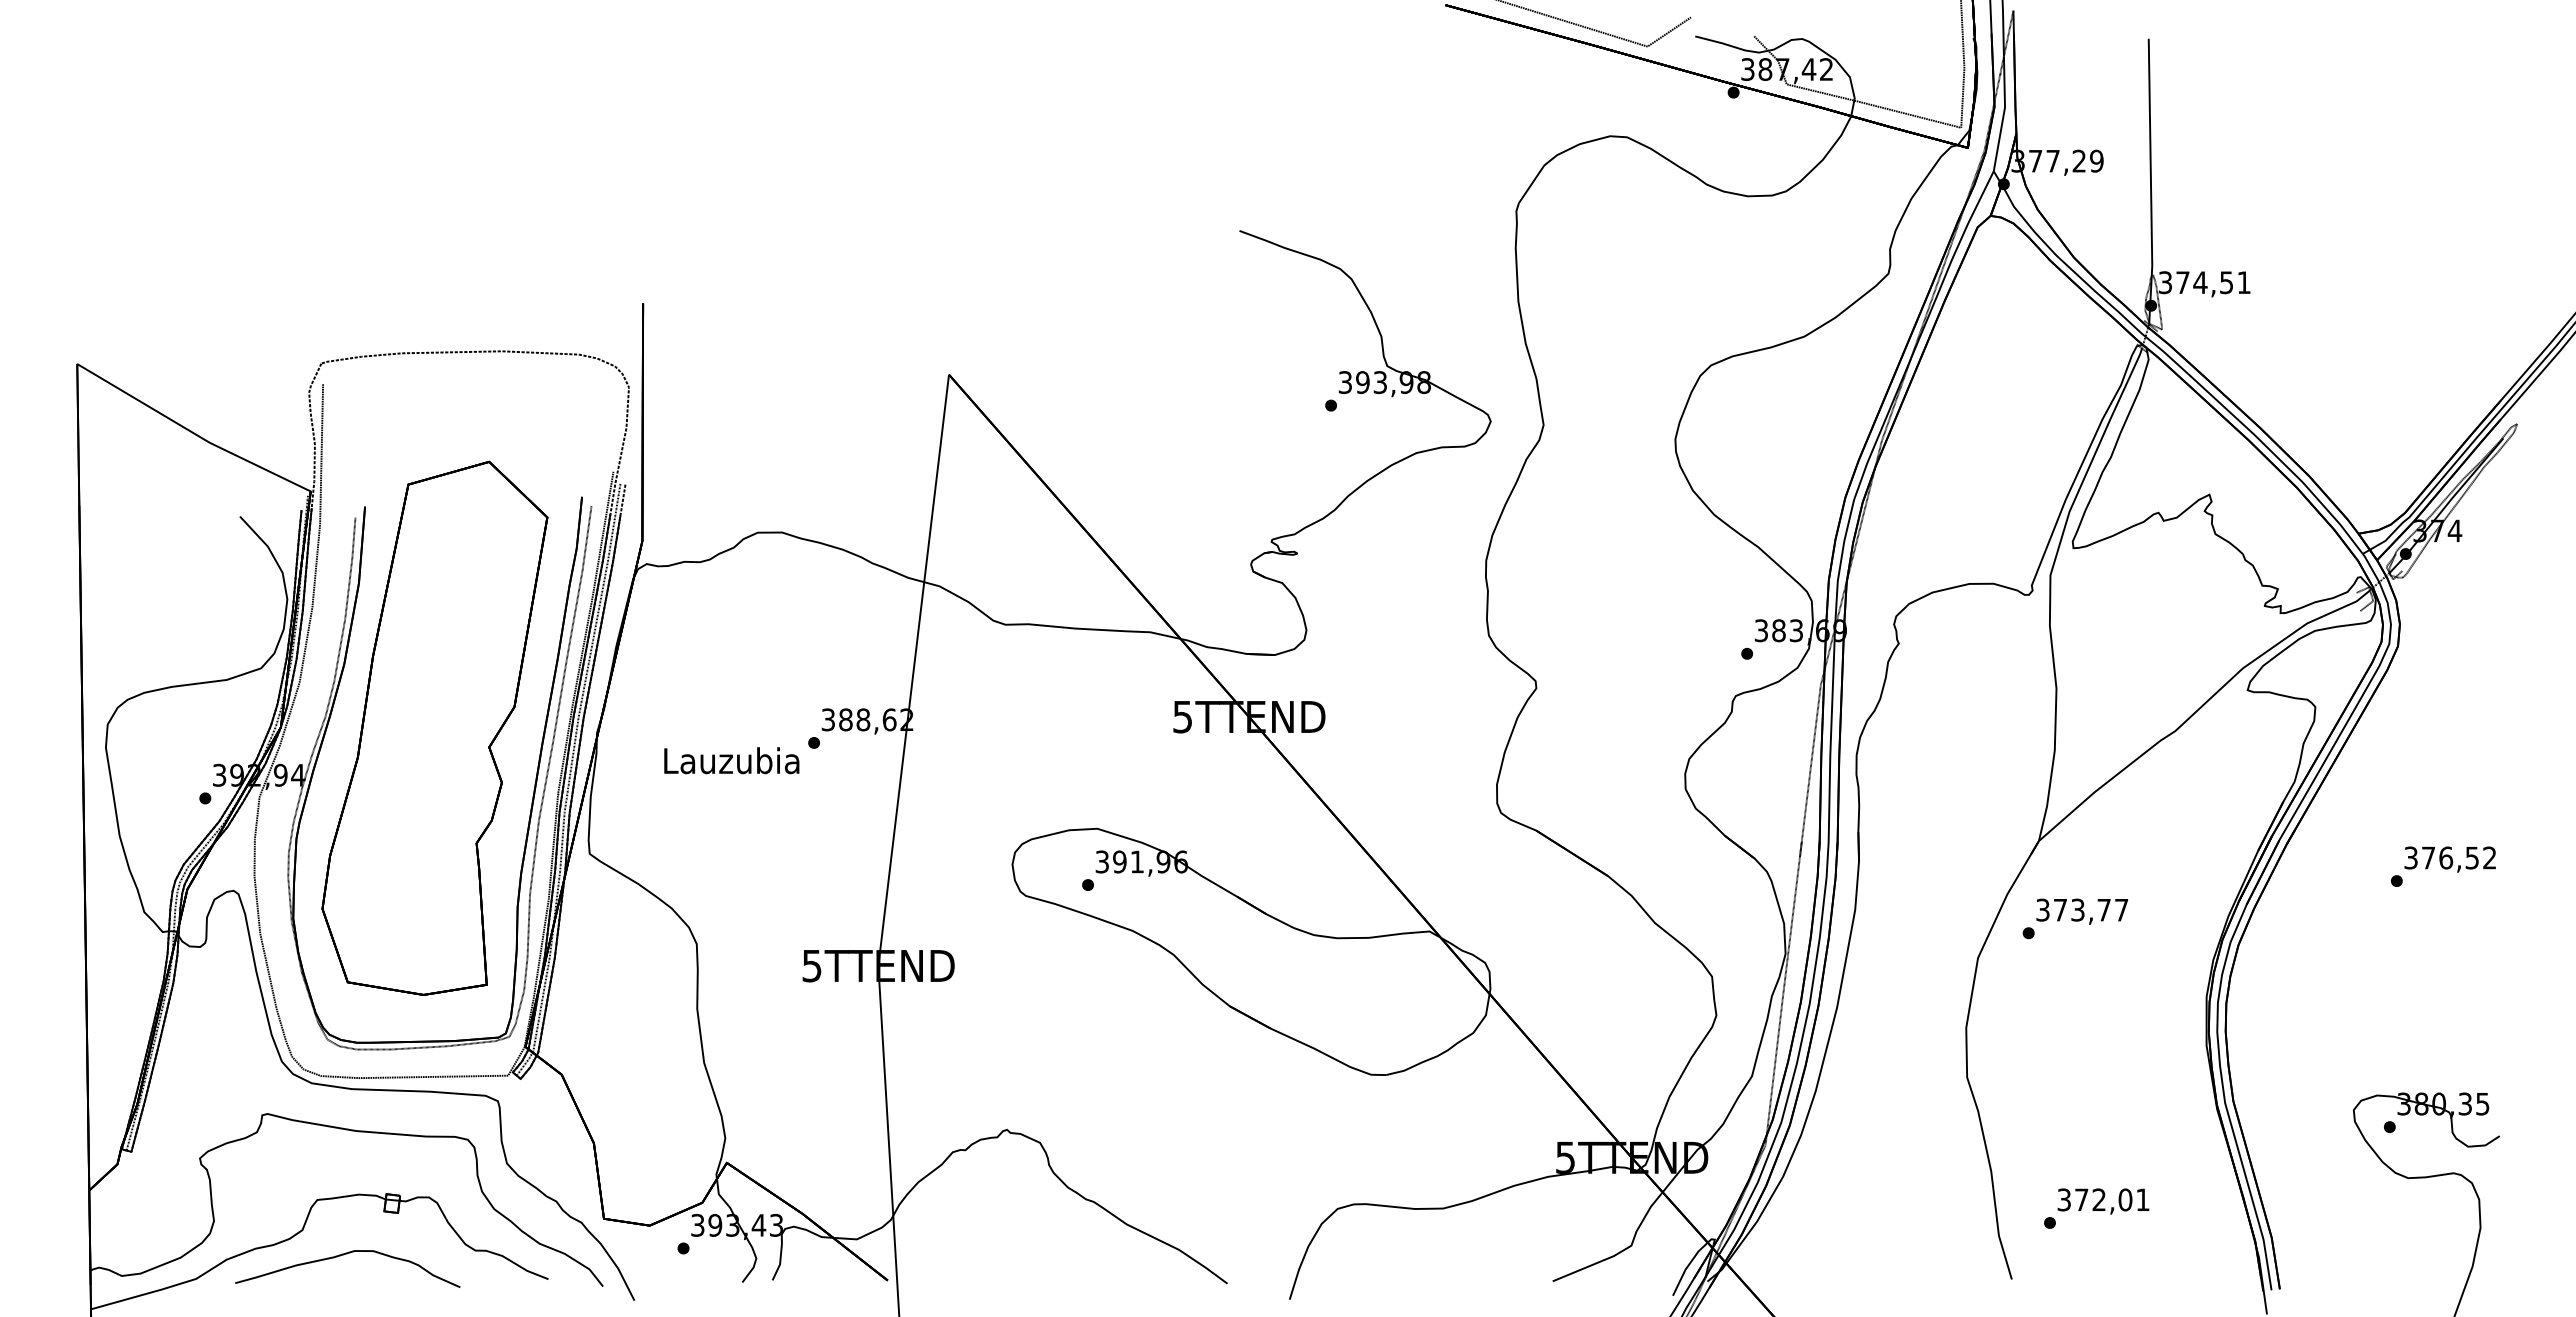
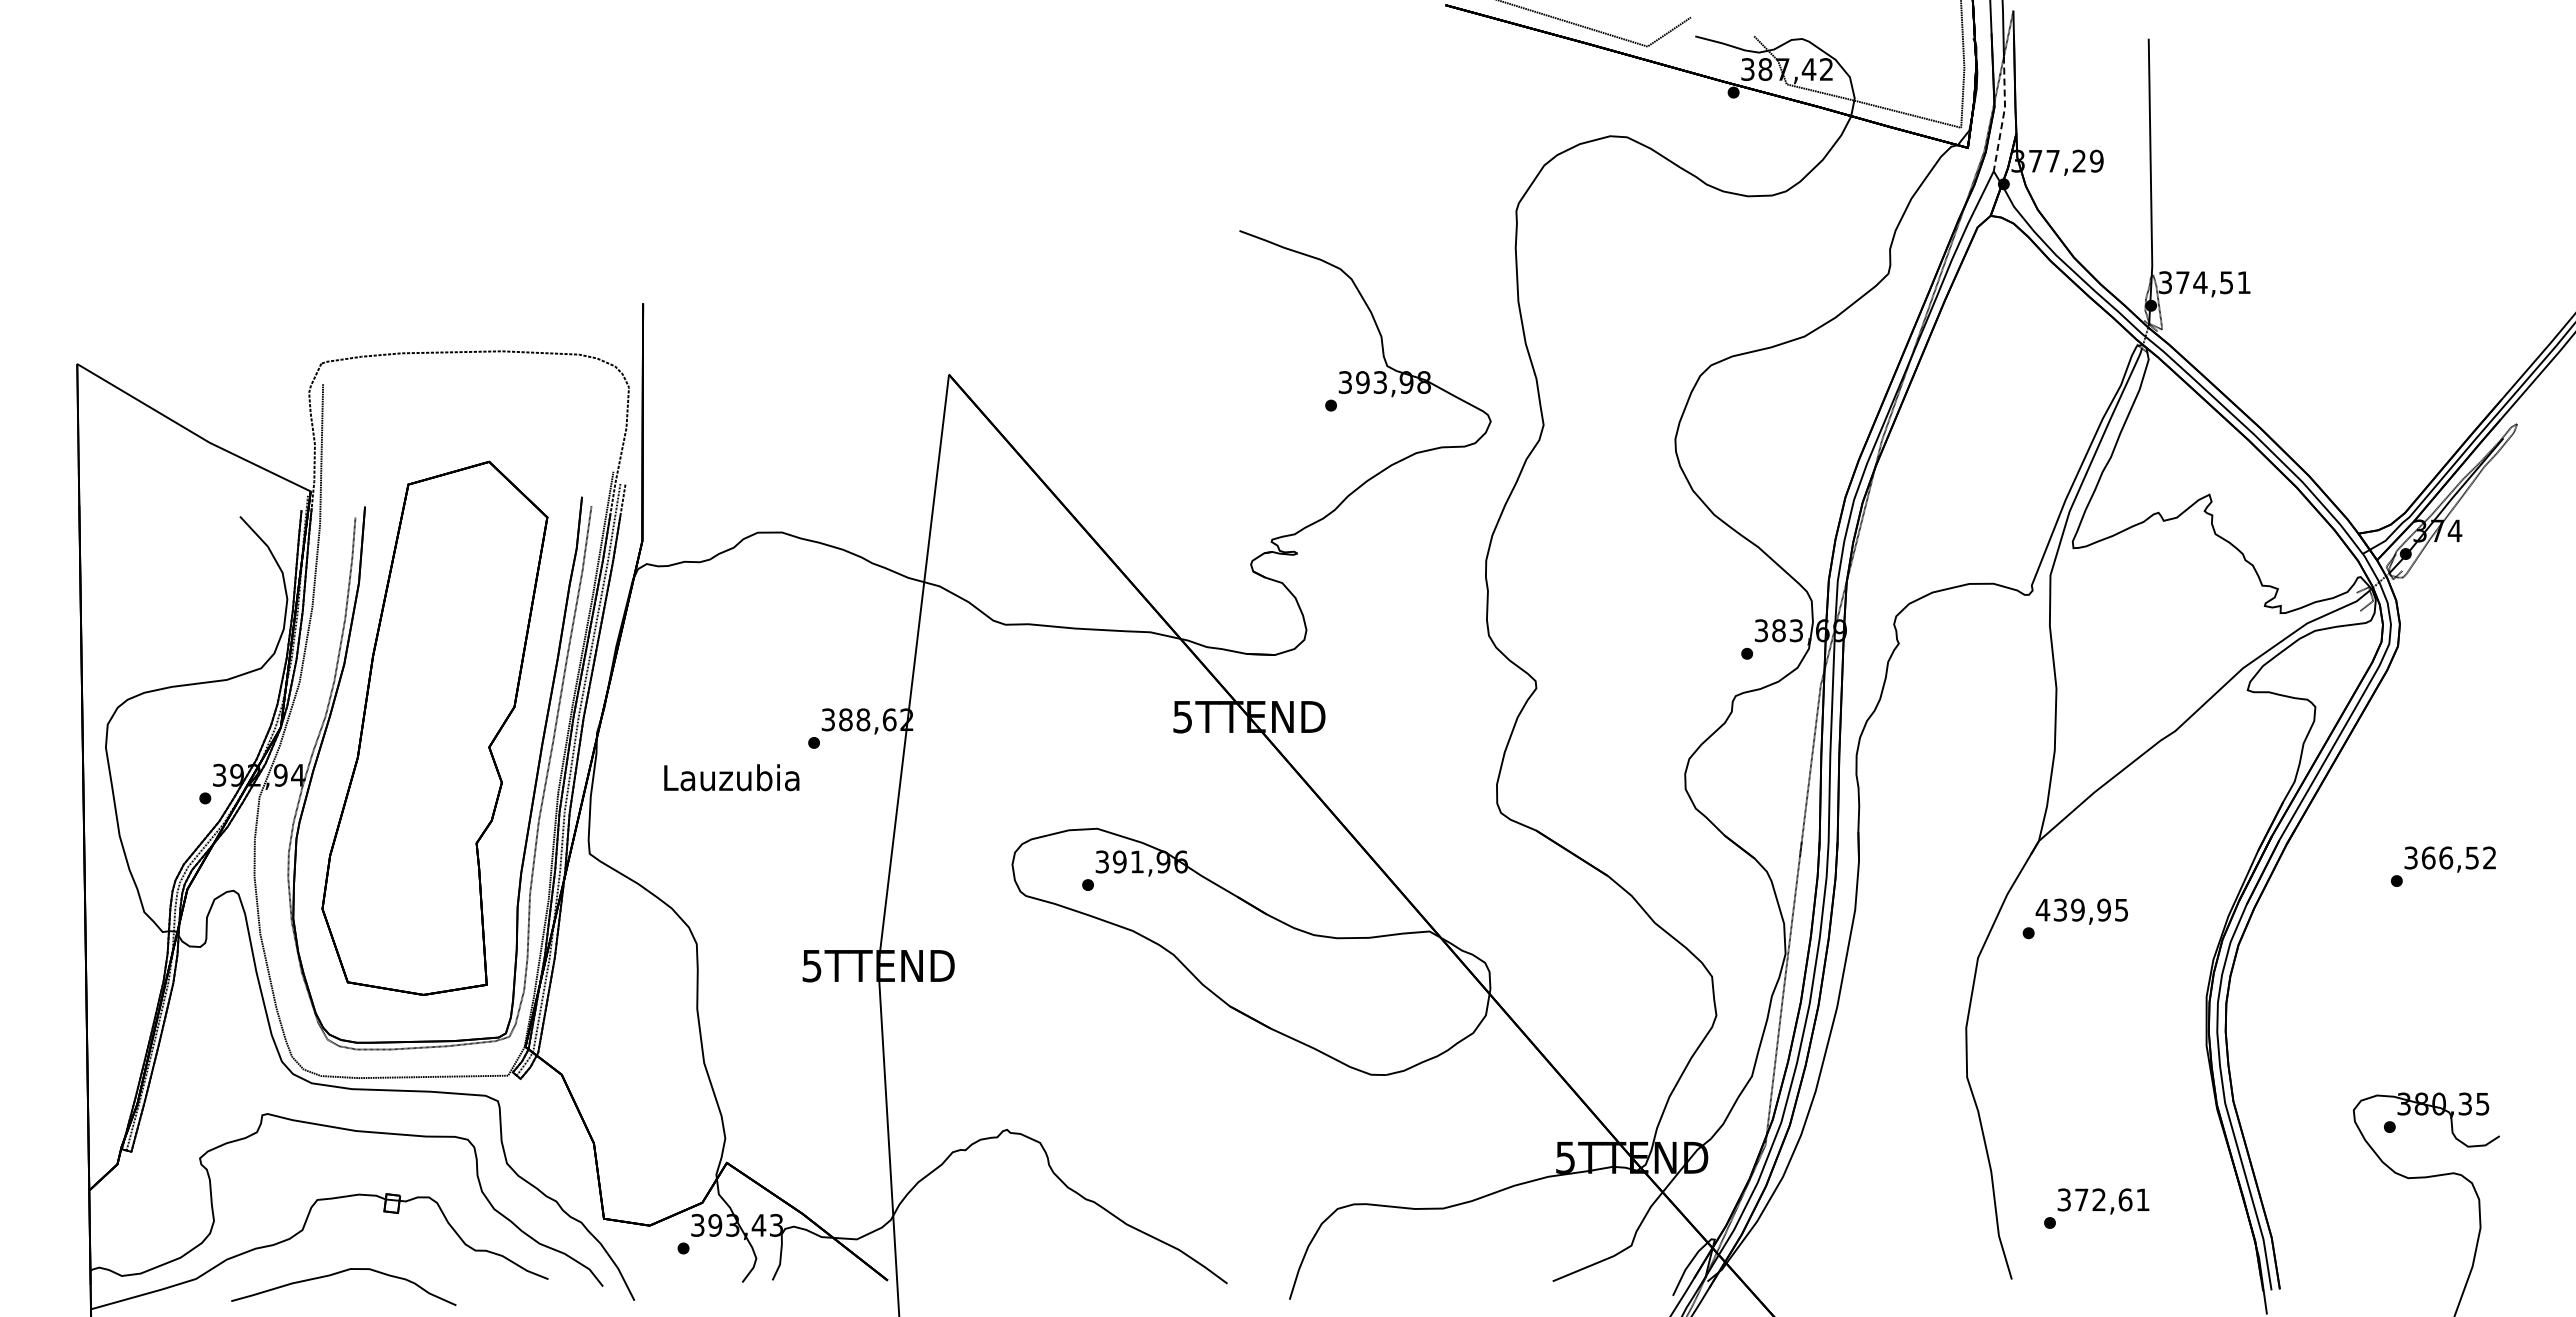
line: solid -> dashed (2003, 114)
text position: (731, 760) -> (731, 777) (731, 777)
text: 376,52 -> 366,52 (2428, 857)
text: 373,77 -> 439,95 (2081, 909)
text: 372,01 -> 372,61 (2125, 1199)
part position: (343, 1255) -> (339, 1273) (339, 1273)
